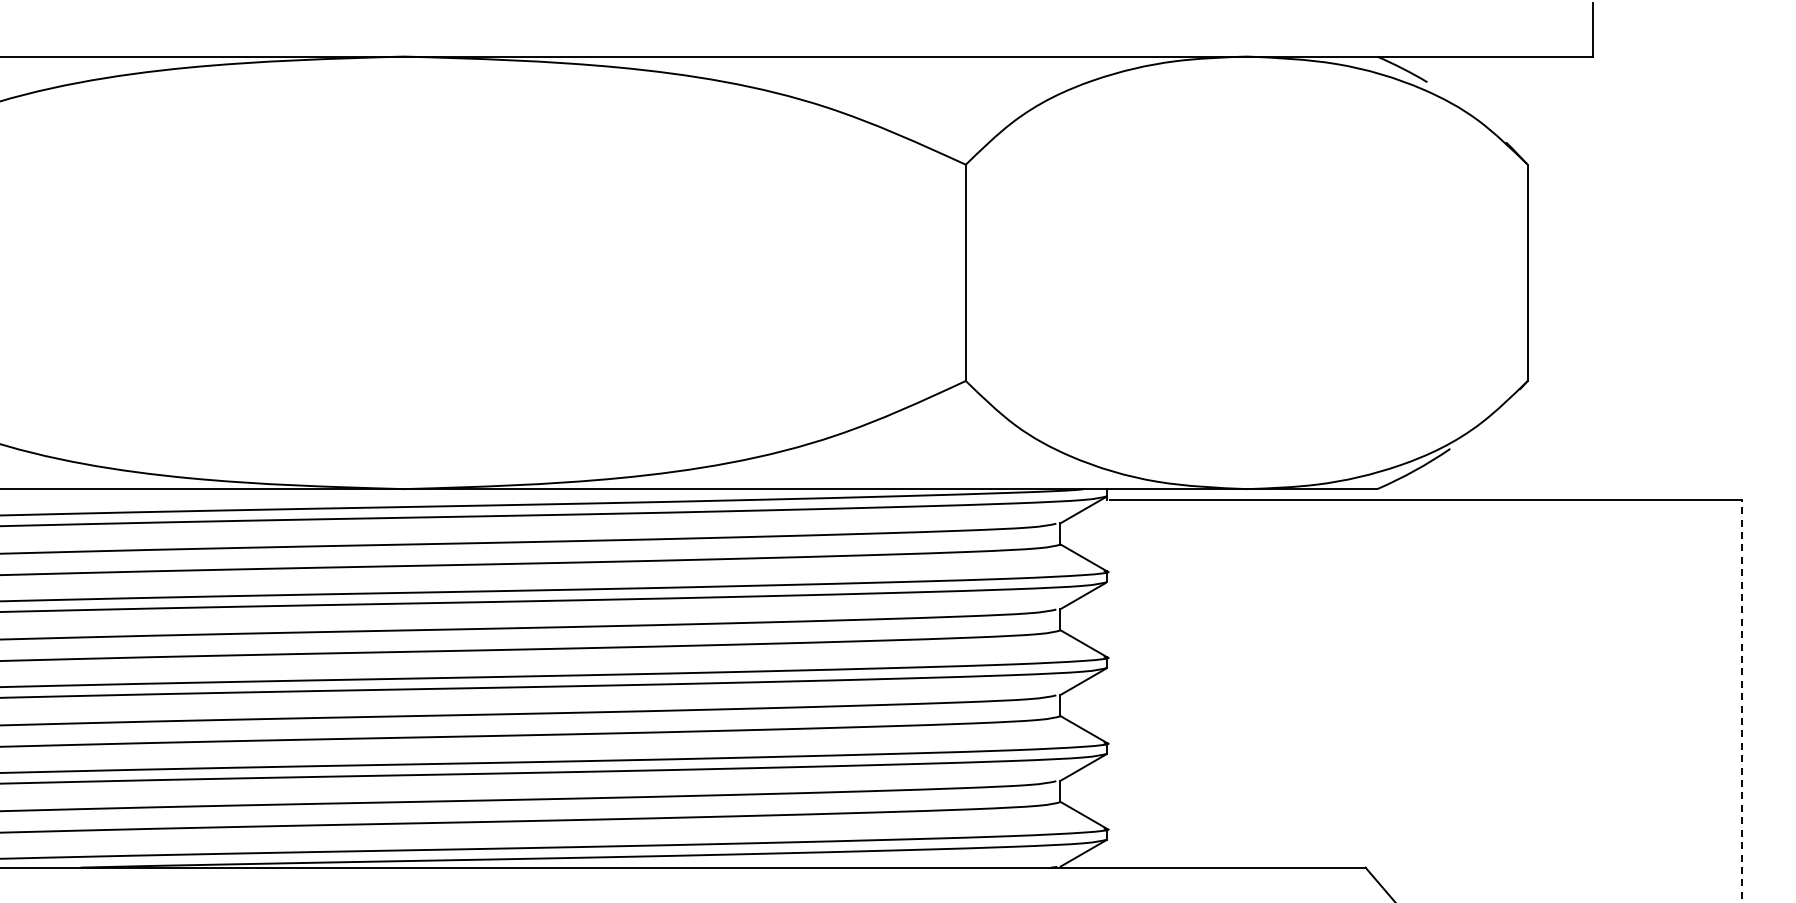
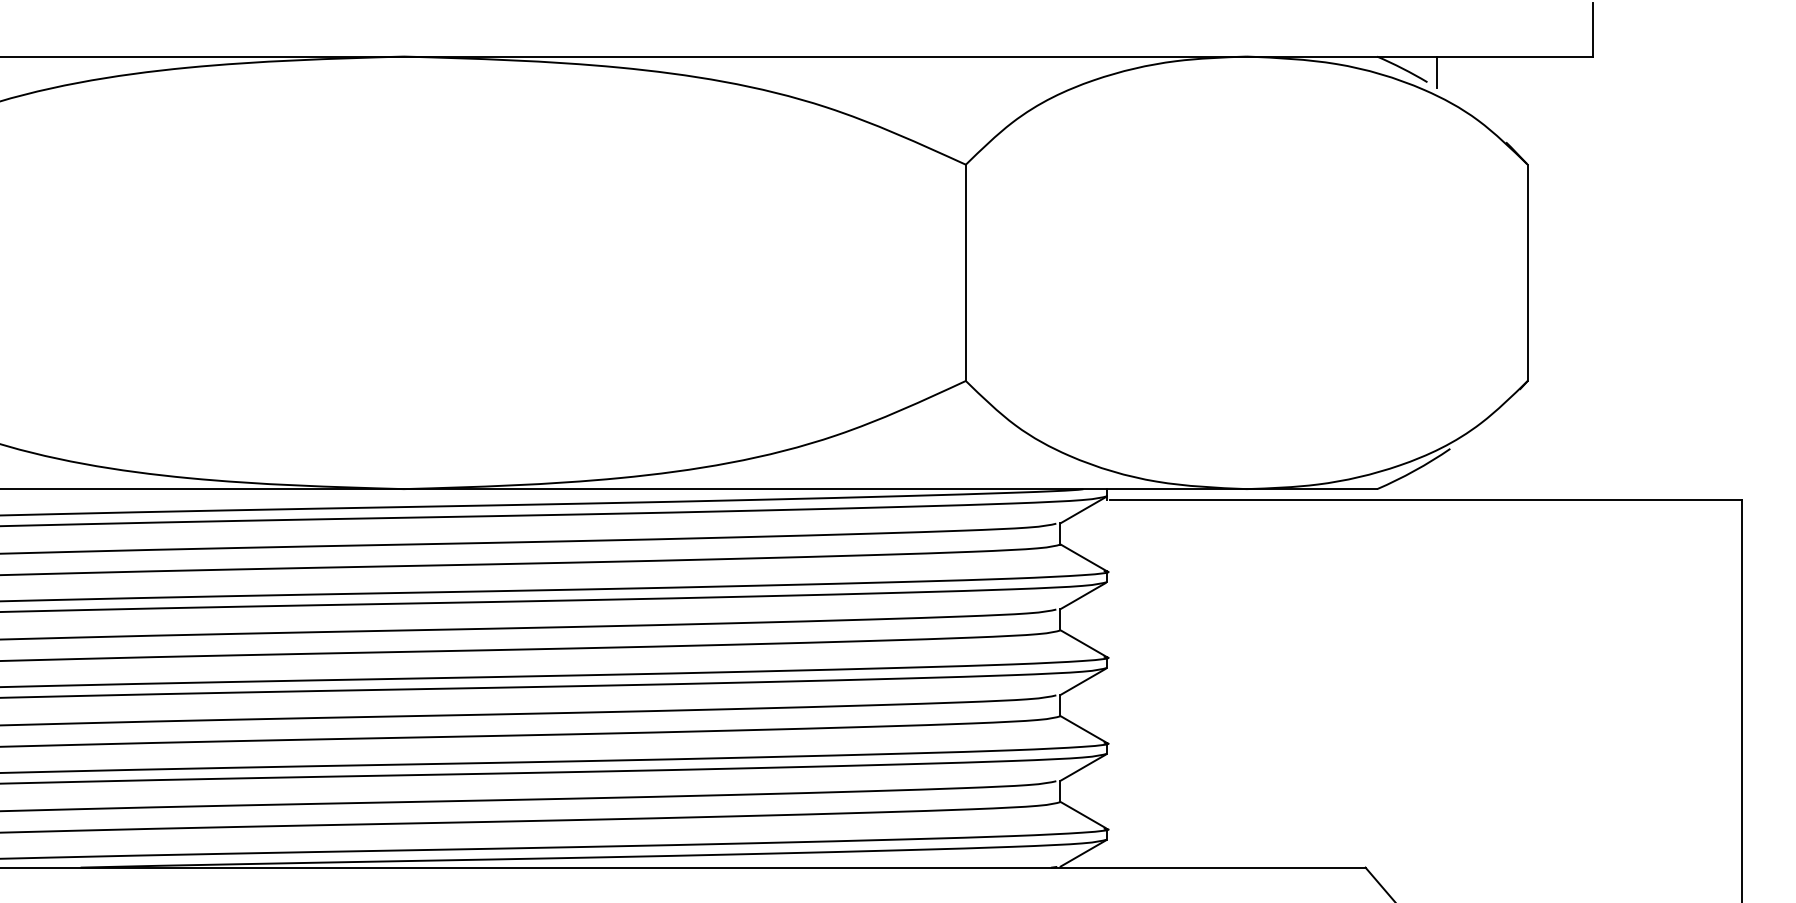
line: none -> present (1437, 72)
line: dashed -> solid (1742, 700)
